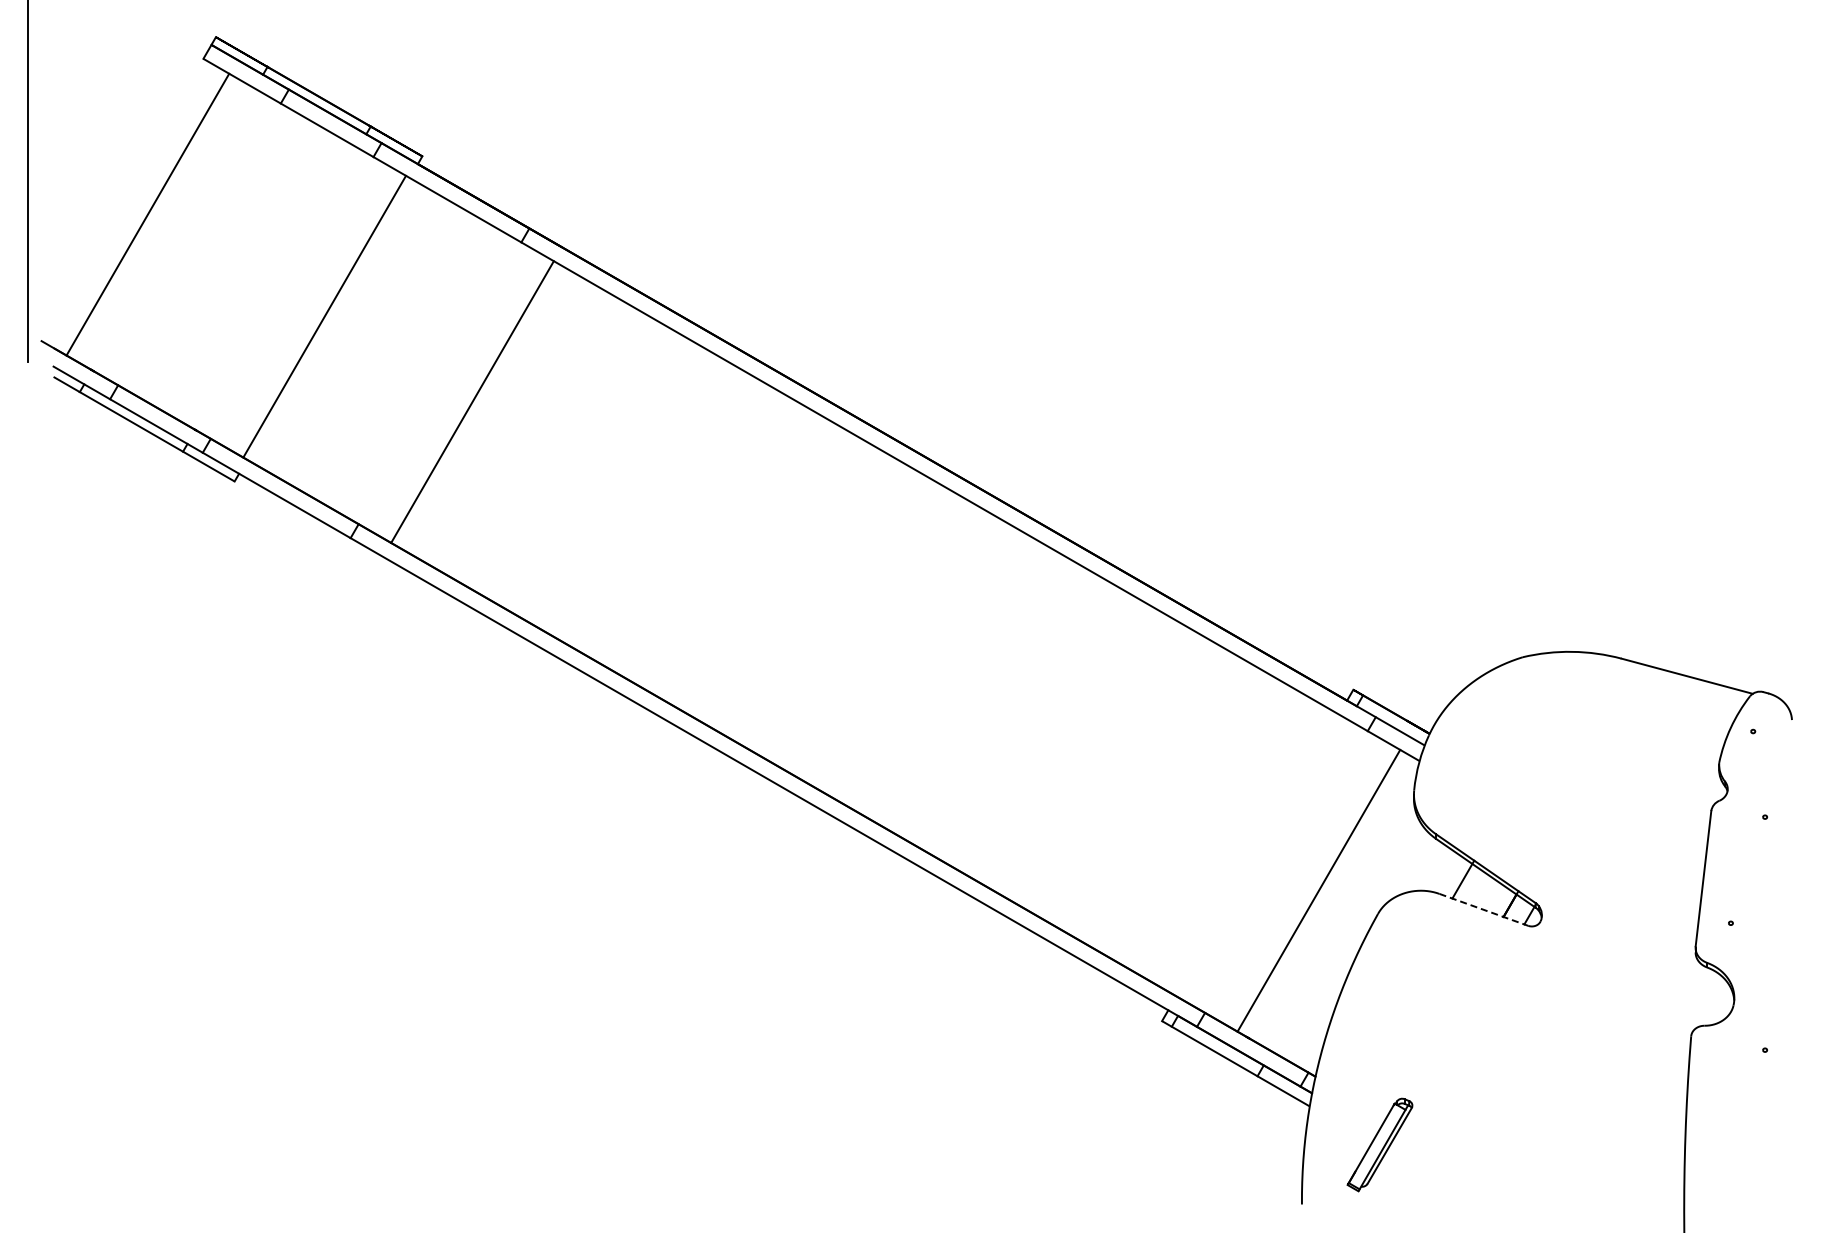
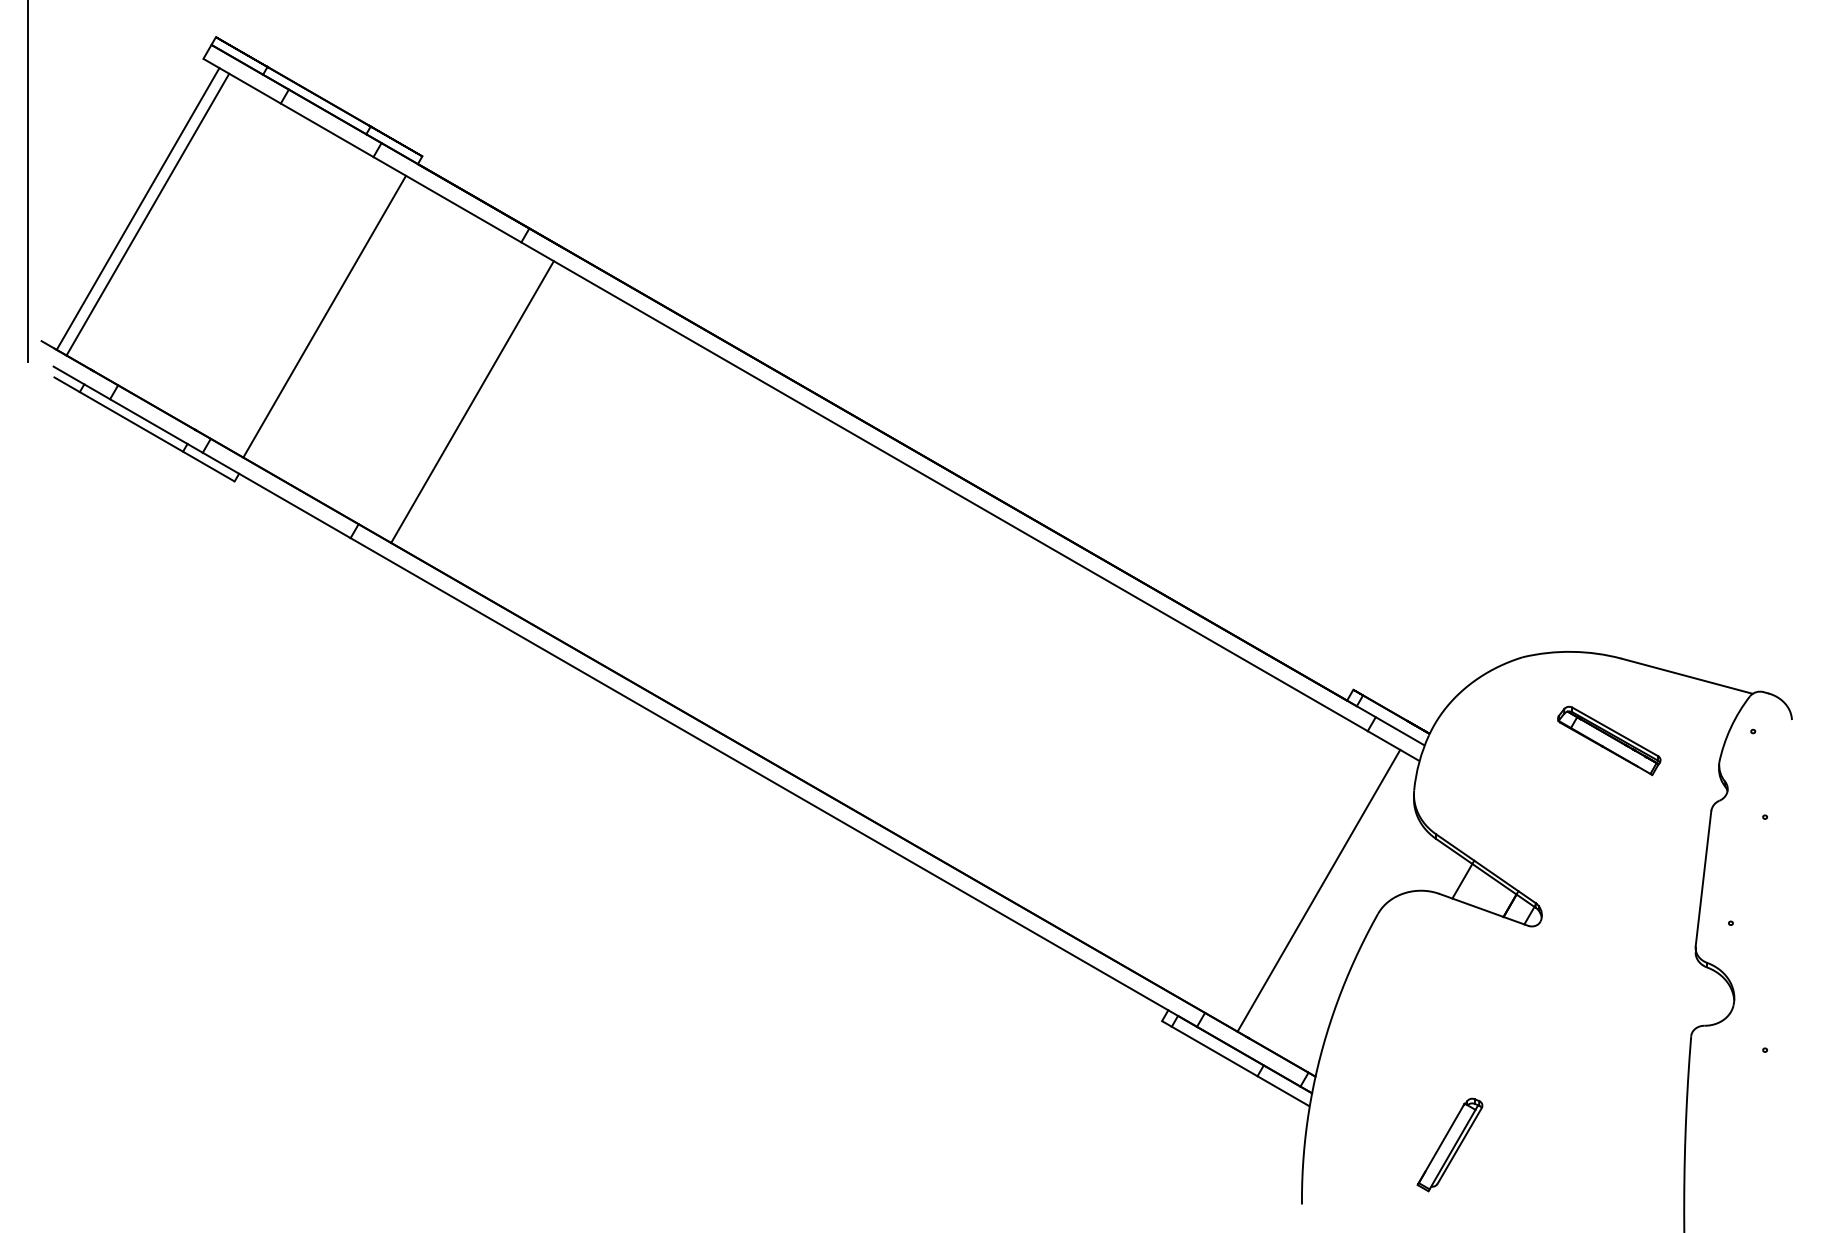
line: none -> present (137, 208)
part: none -> present (1609, 740)
line: dashed -> solid (1484, 910)
part position: (1379, 1144) -> (1449, 1144) (1449, 1144)
